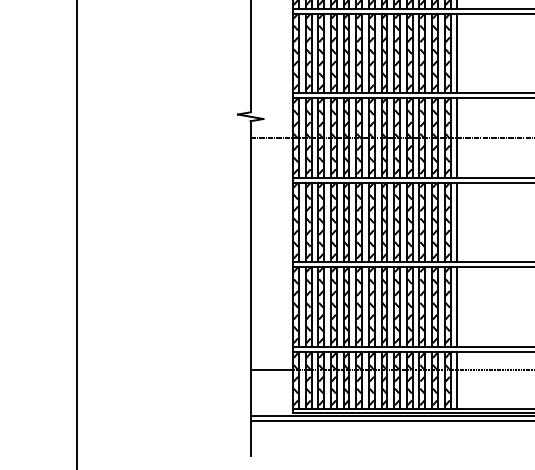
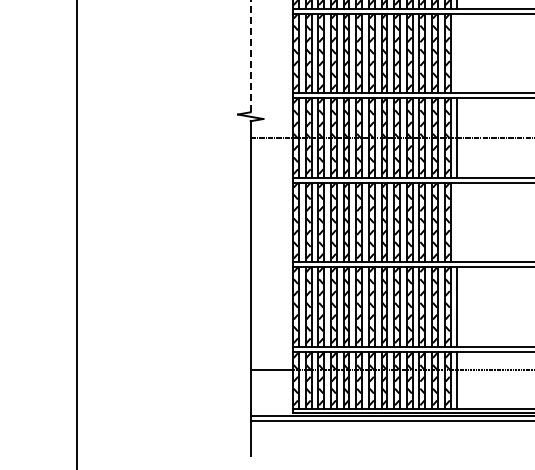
line: present -> none (457, 53)
line: solid -> dashed (250, 56)
line: present -> none (457, 222)
